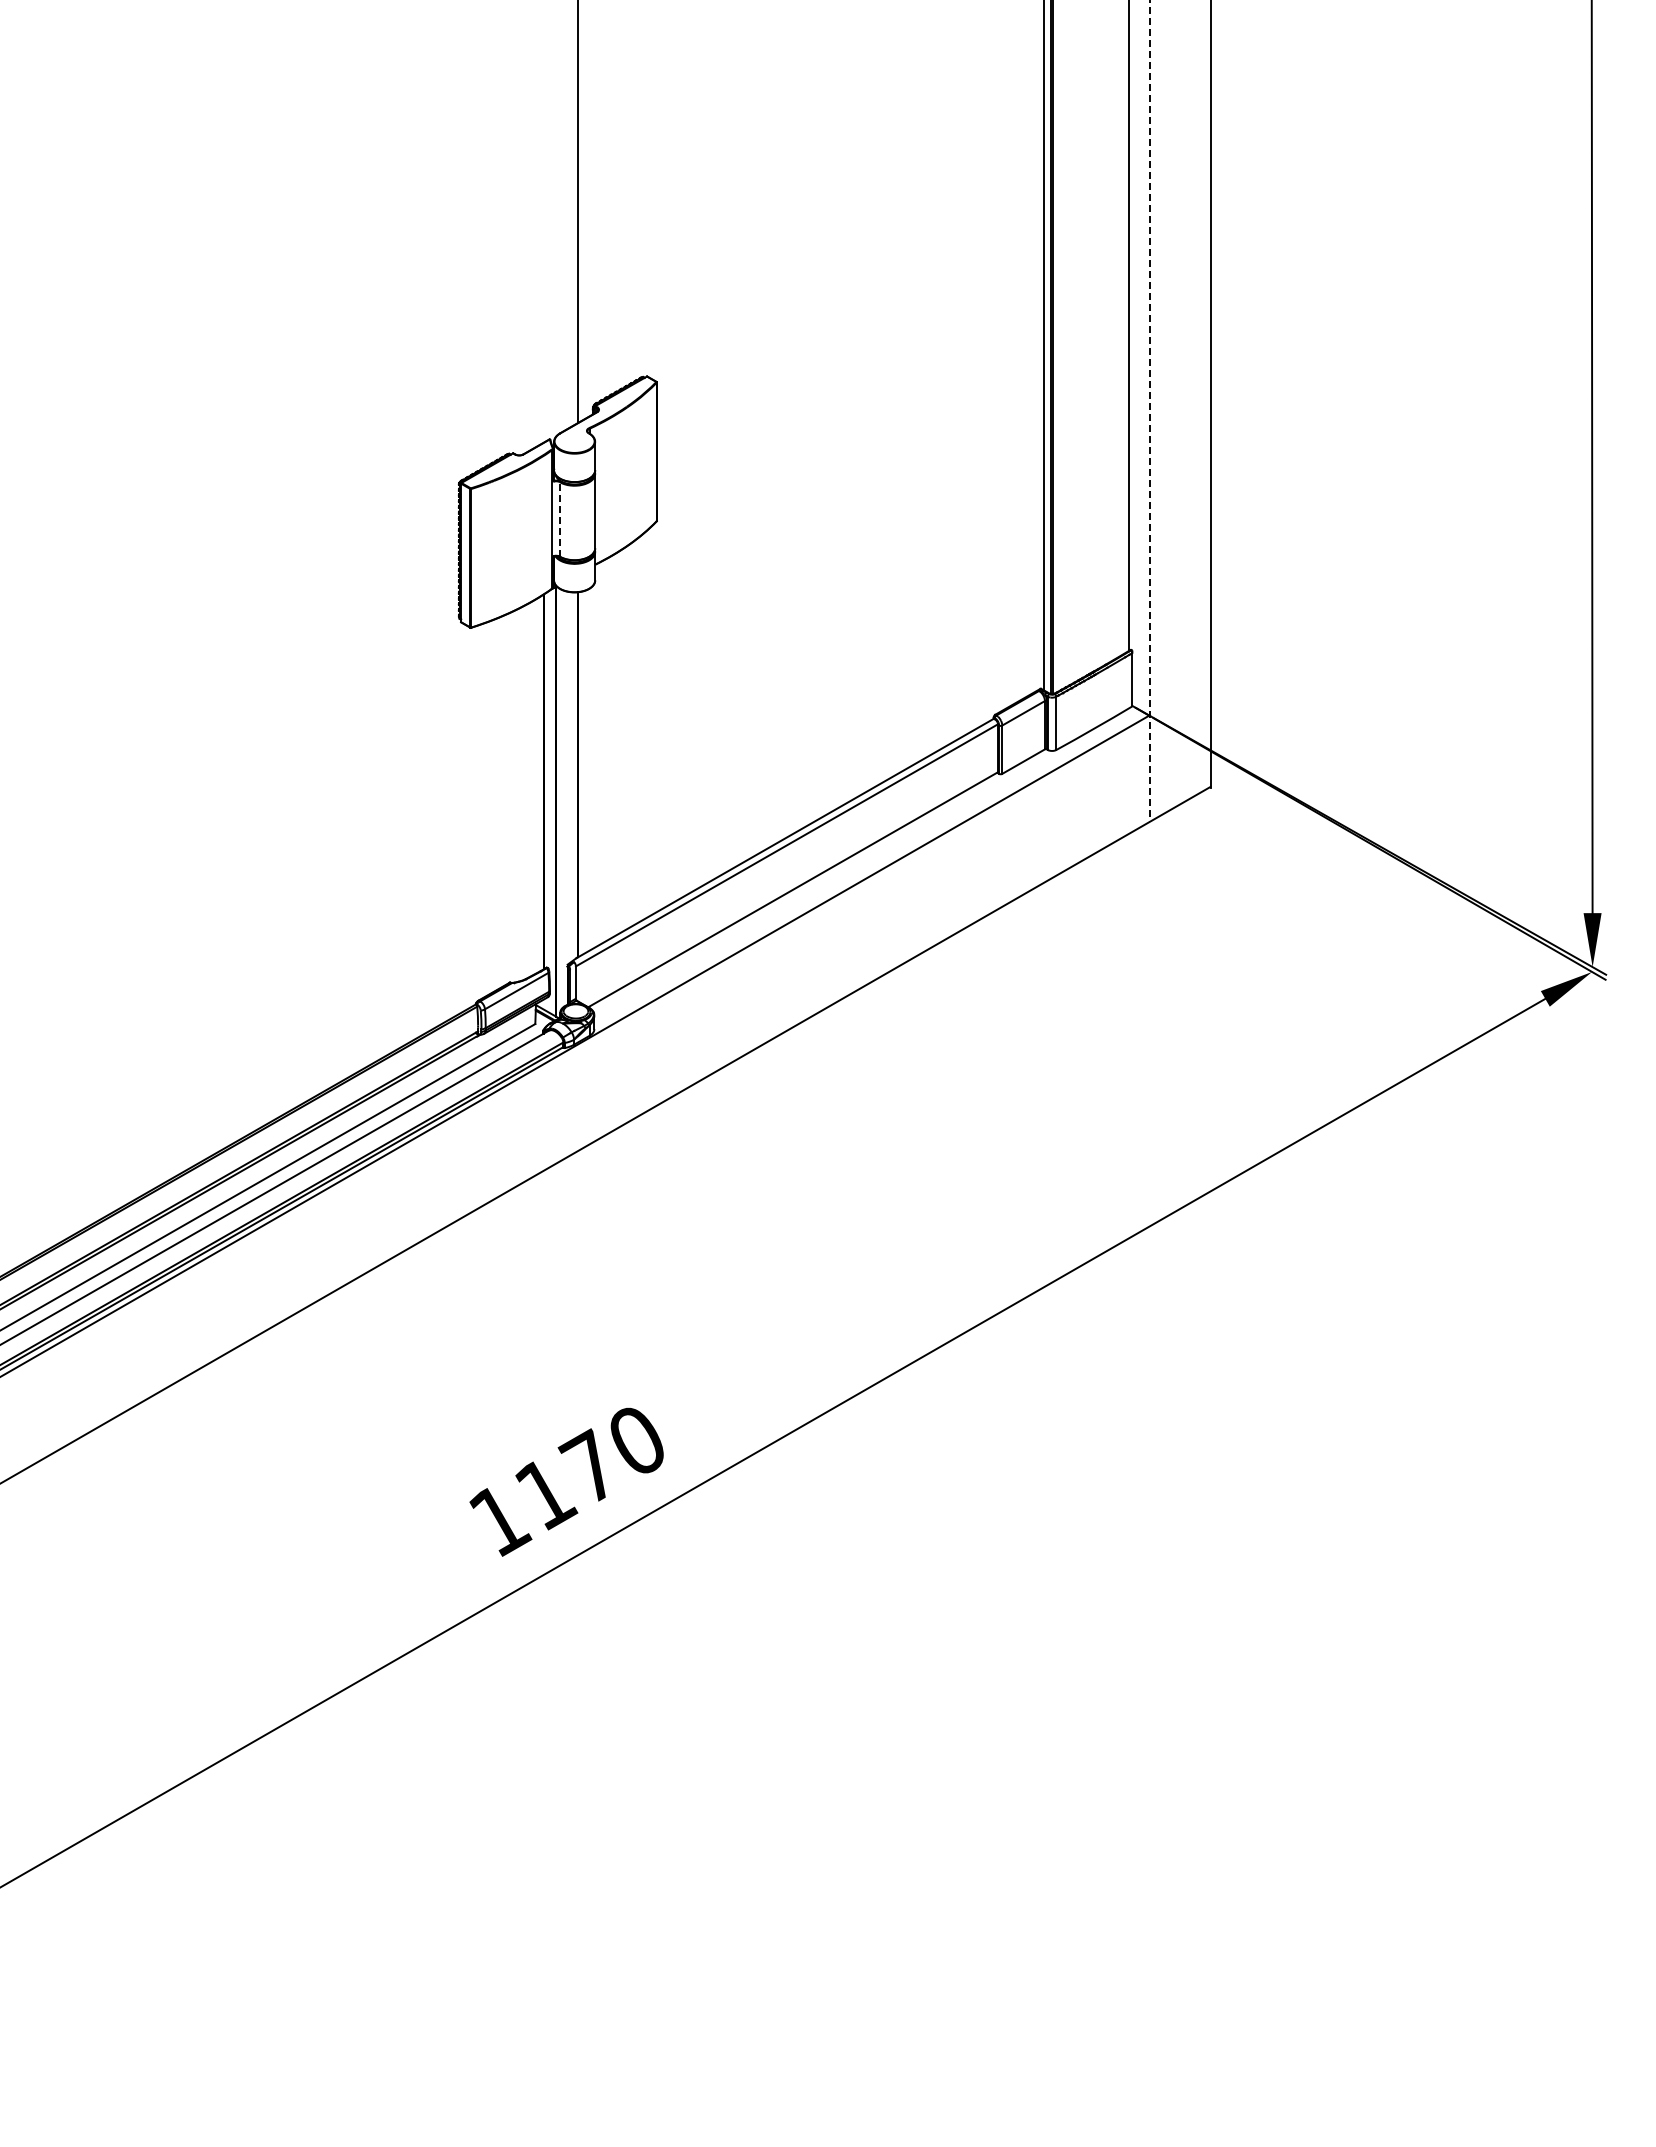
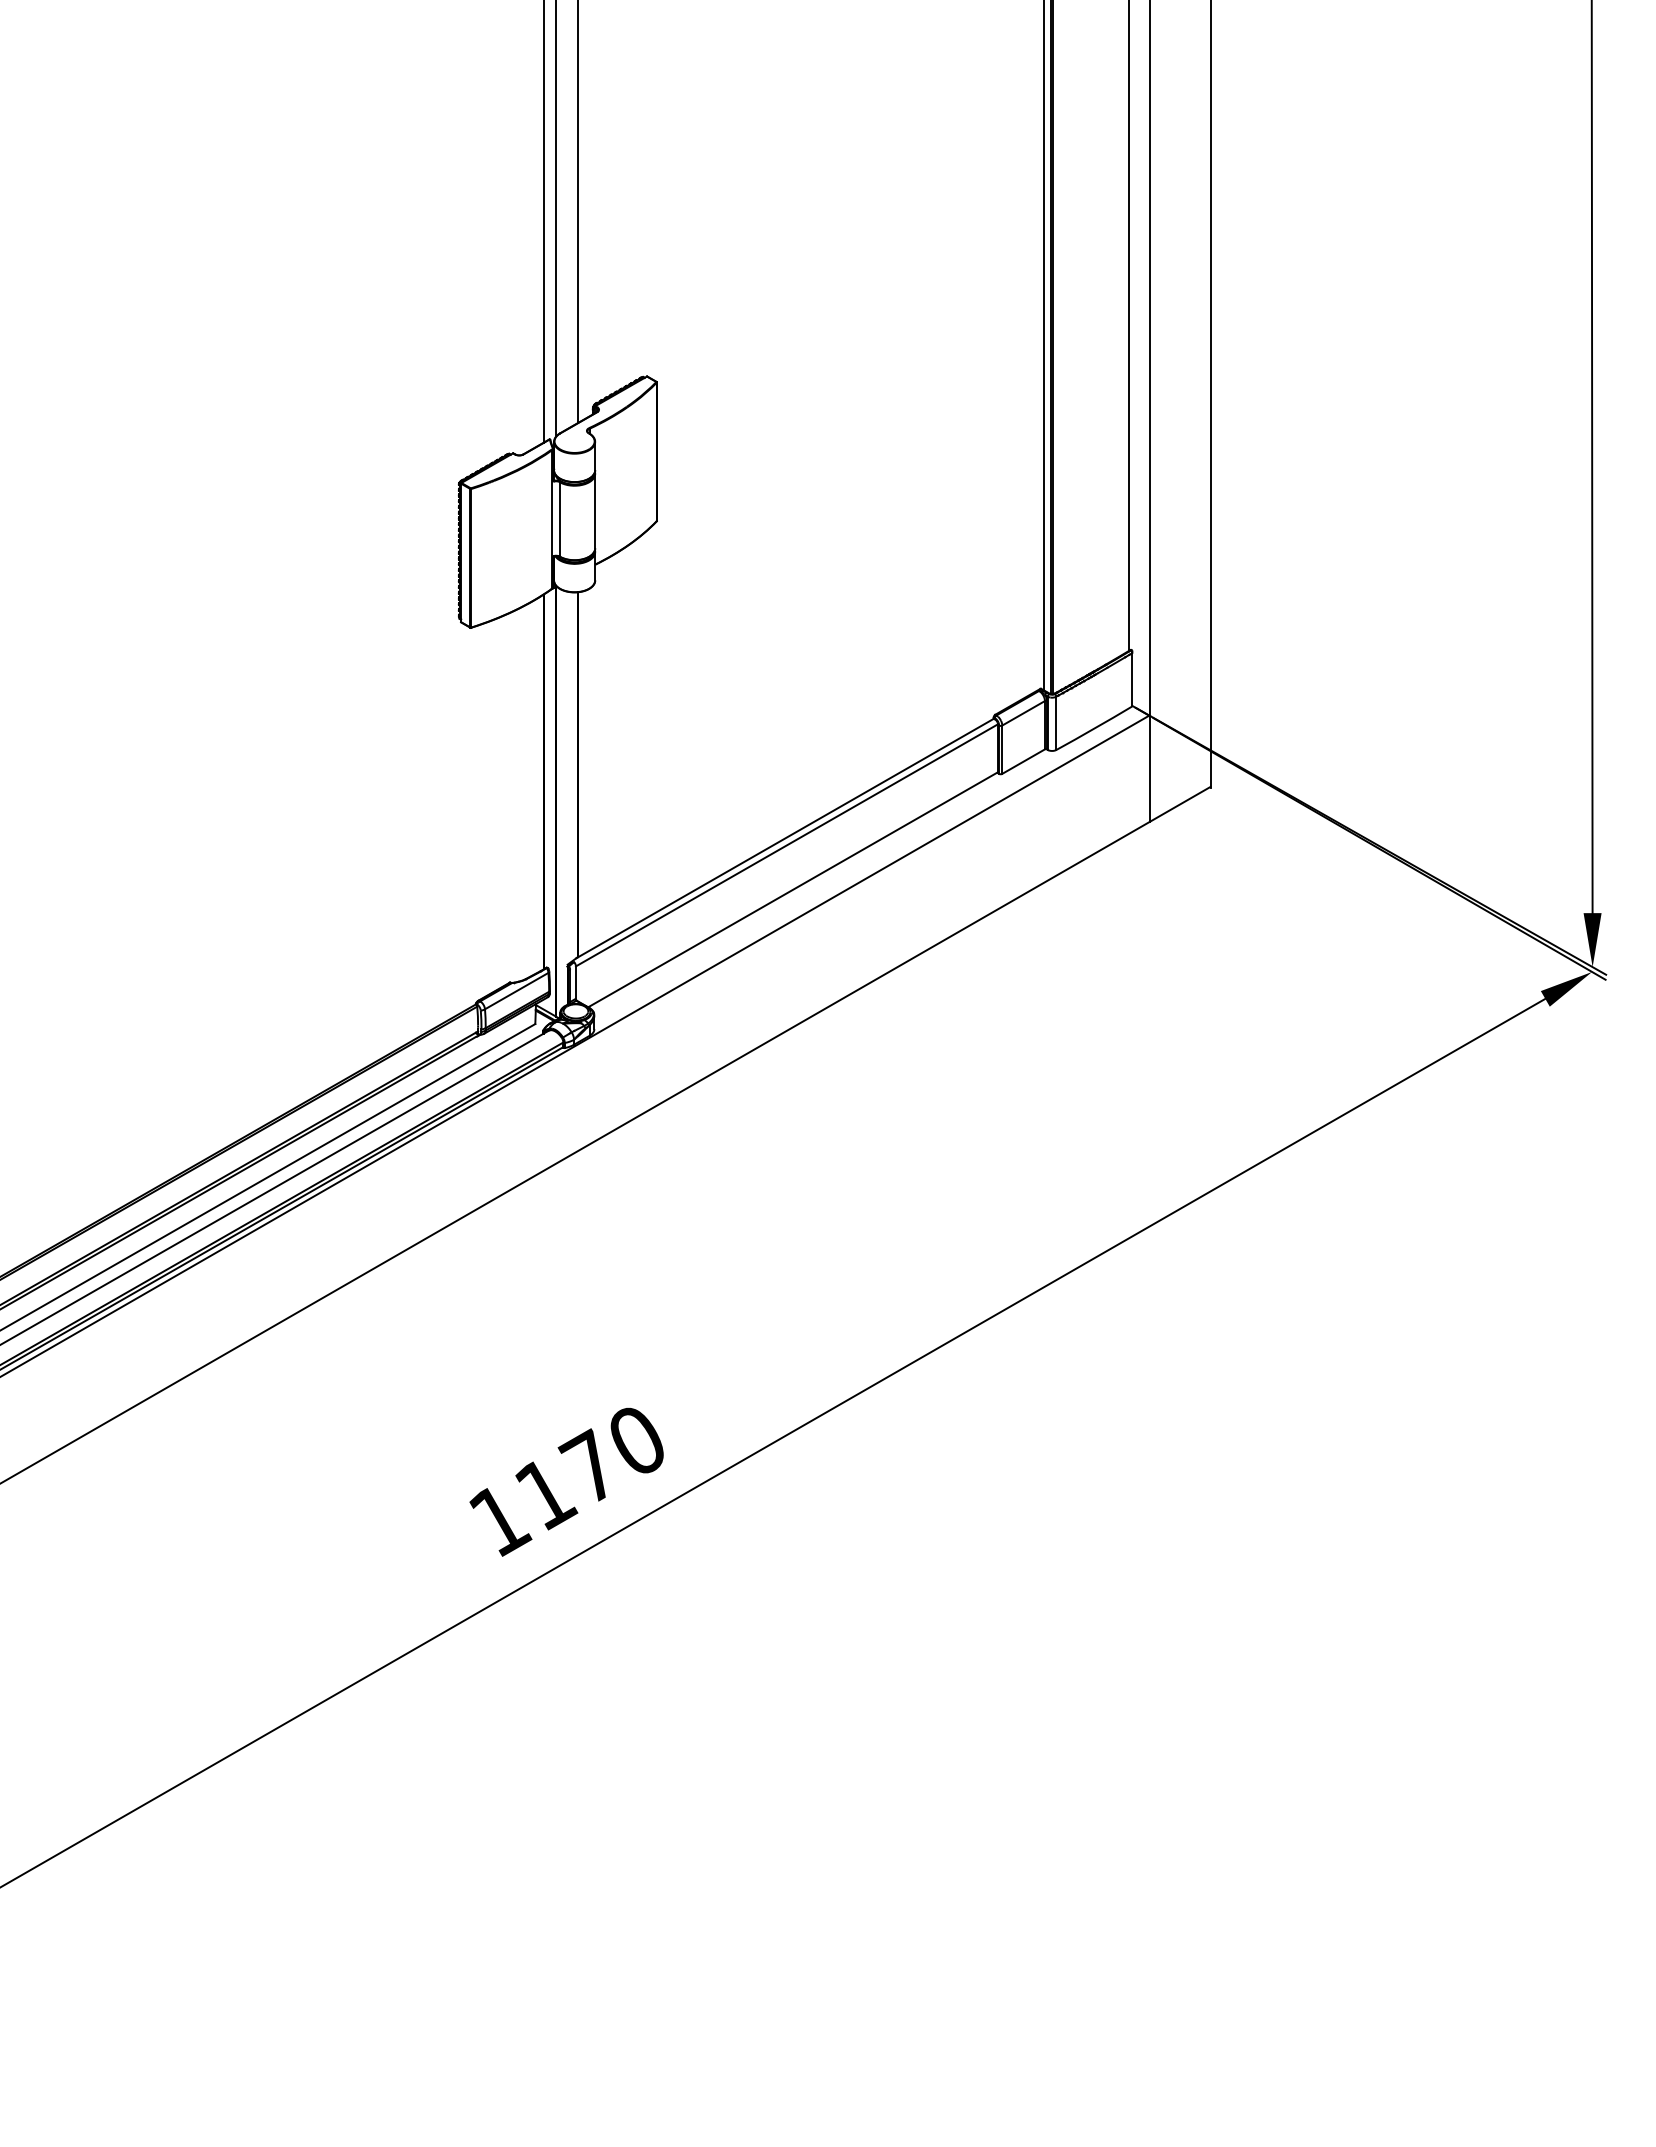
line: none -> present (556, 219)
line: none -> present (543, 222)
line: dashed -> solid (1150, 411)
line: dashed -> solid (559, 518)
